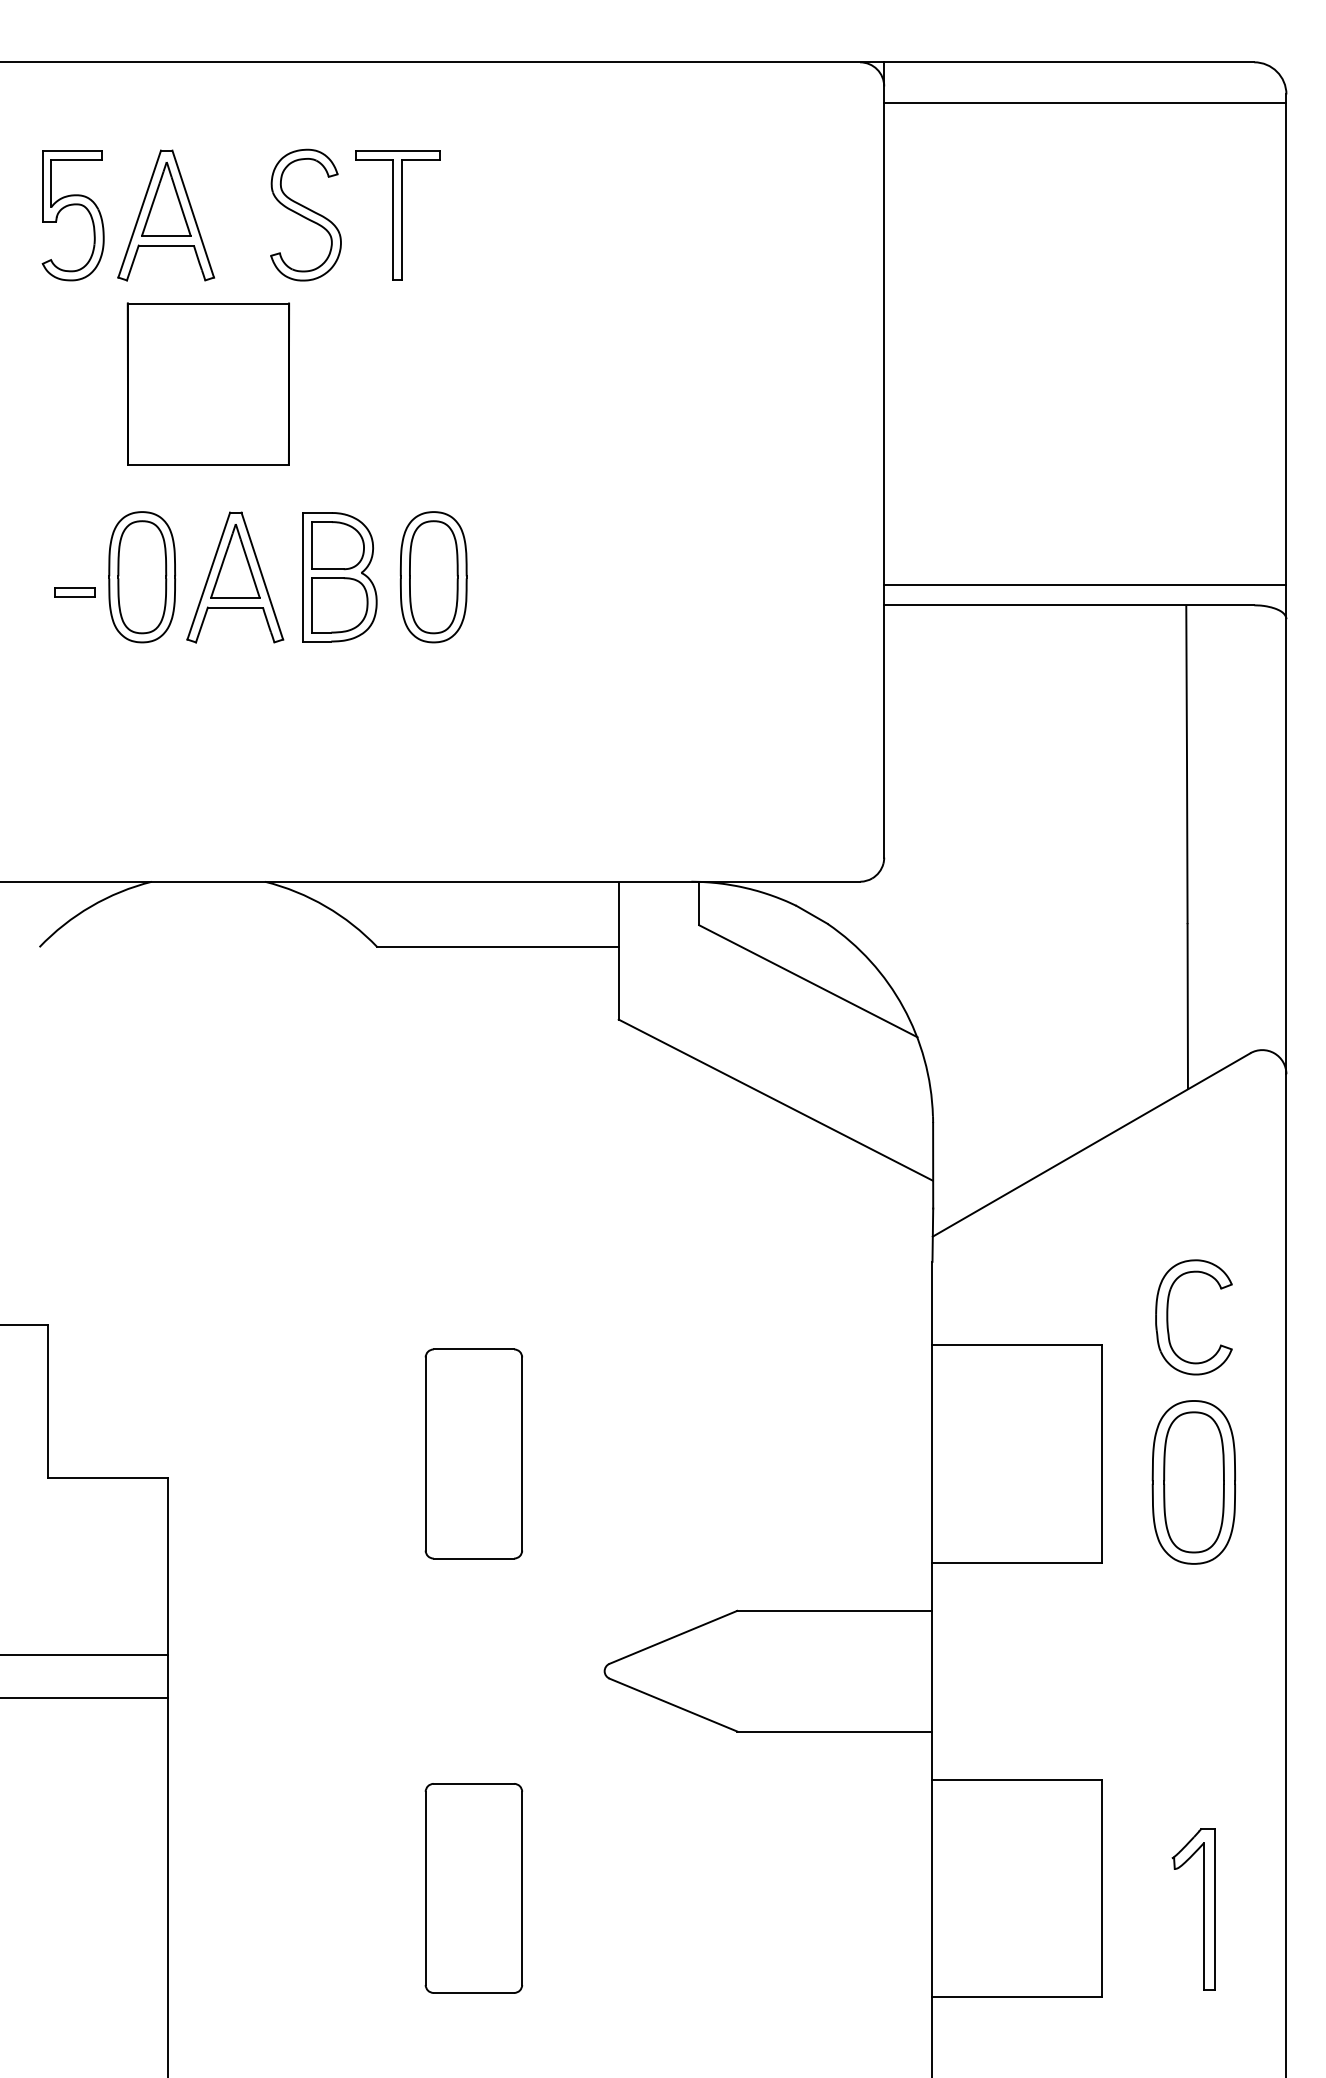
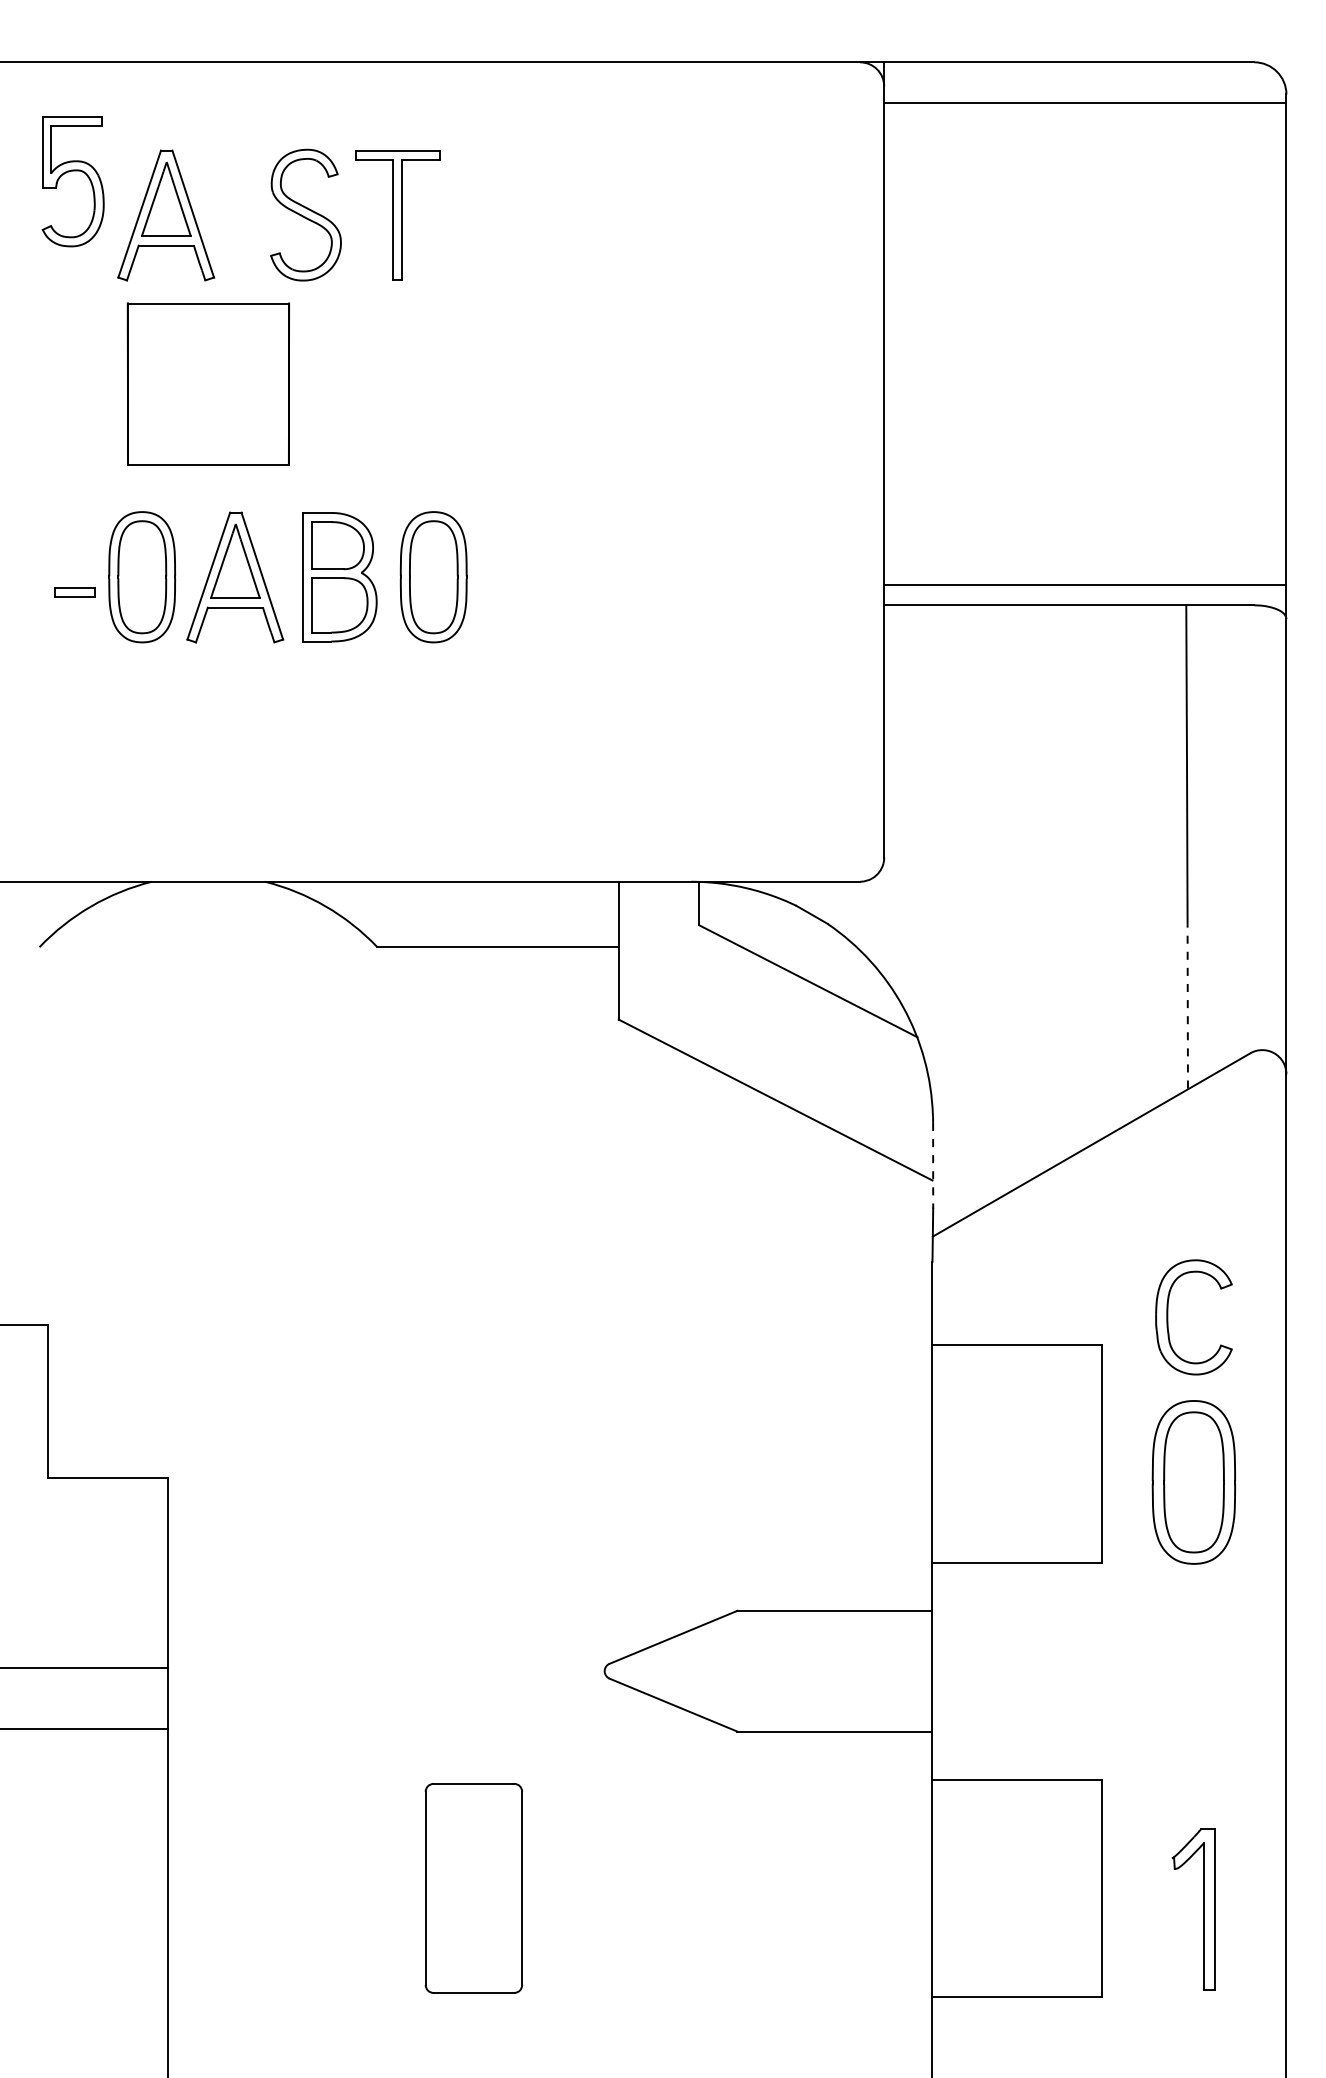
part position: (69, 206) -> (69, 172) (69, 172)
line: solid -> dashed (1187, 1005)
line: solid -> dashed (933, 1165)
part: present -> none (473, 1453)
line position: (85, 1655) -> (85, 1668) (85, 1668)
line position: (85, 1698) -> (85, 1729) (85, 1729)
